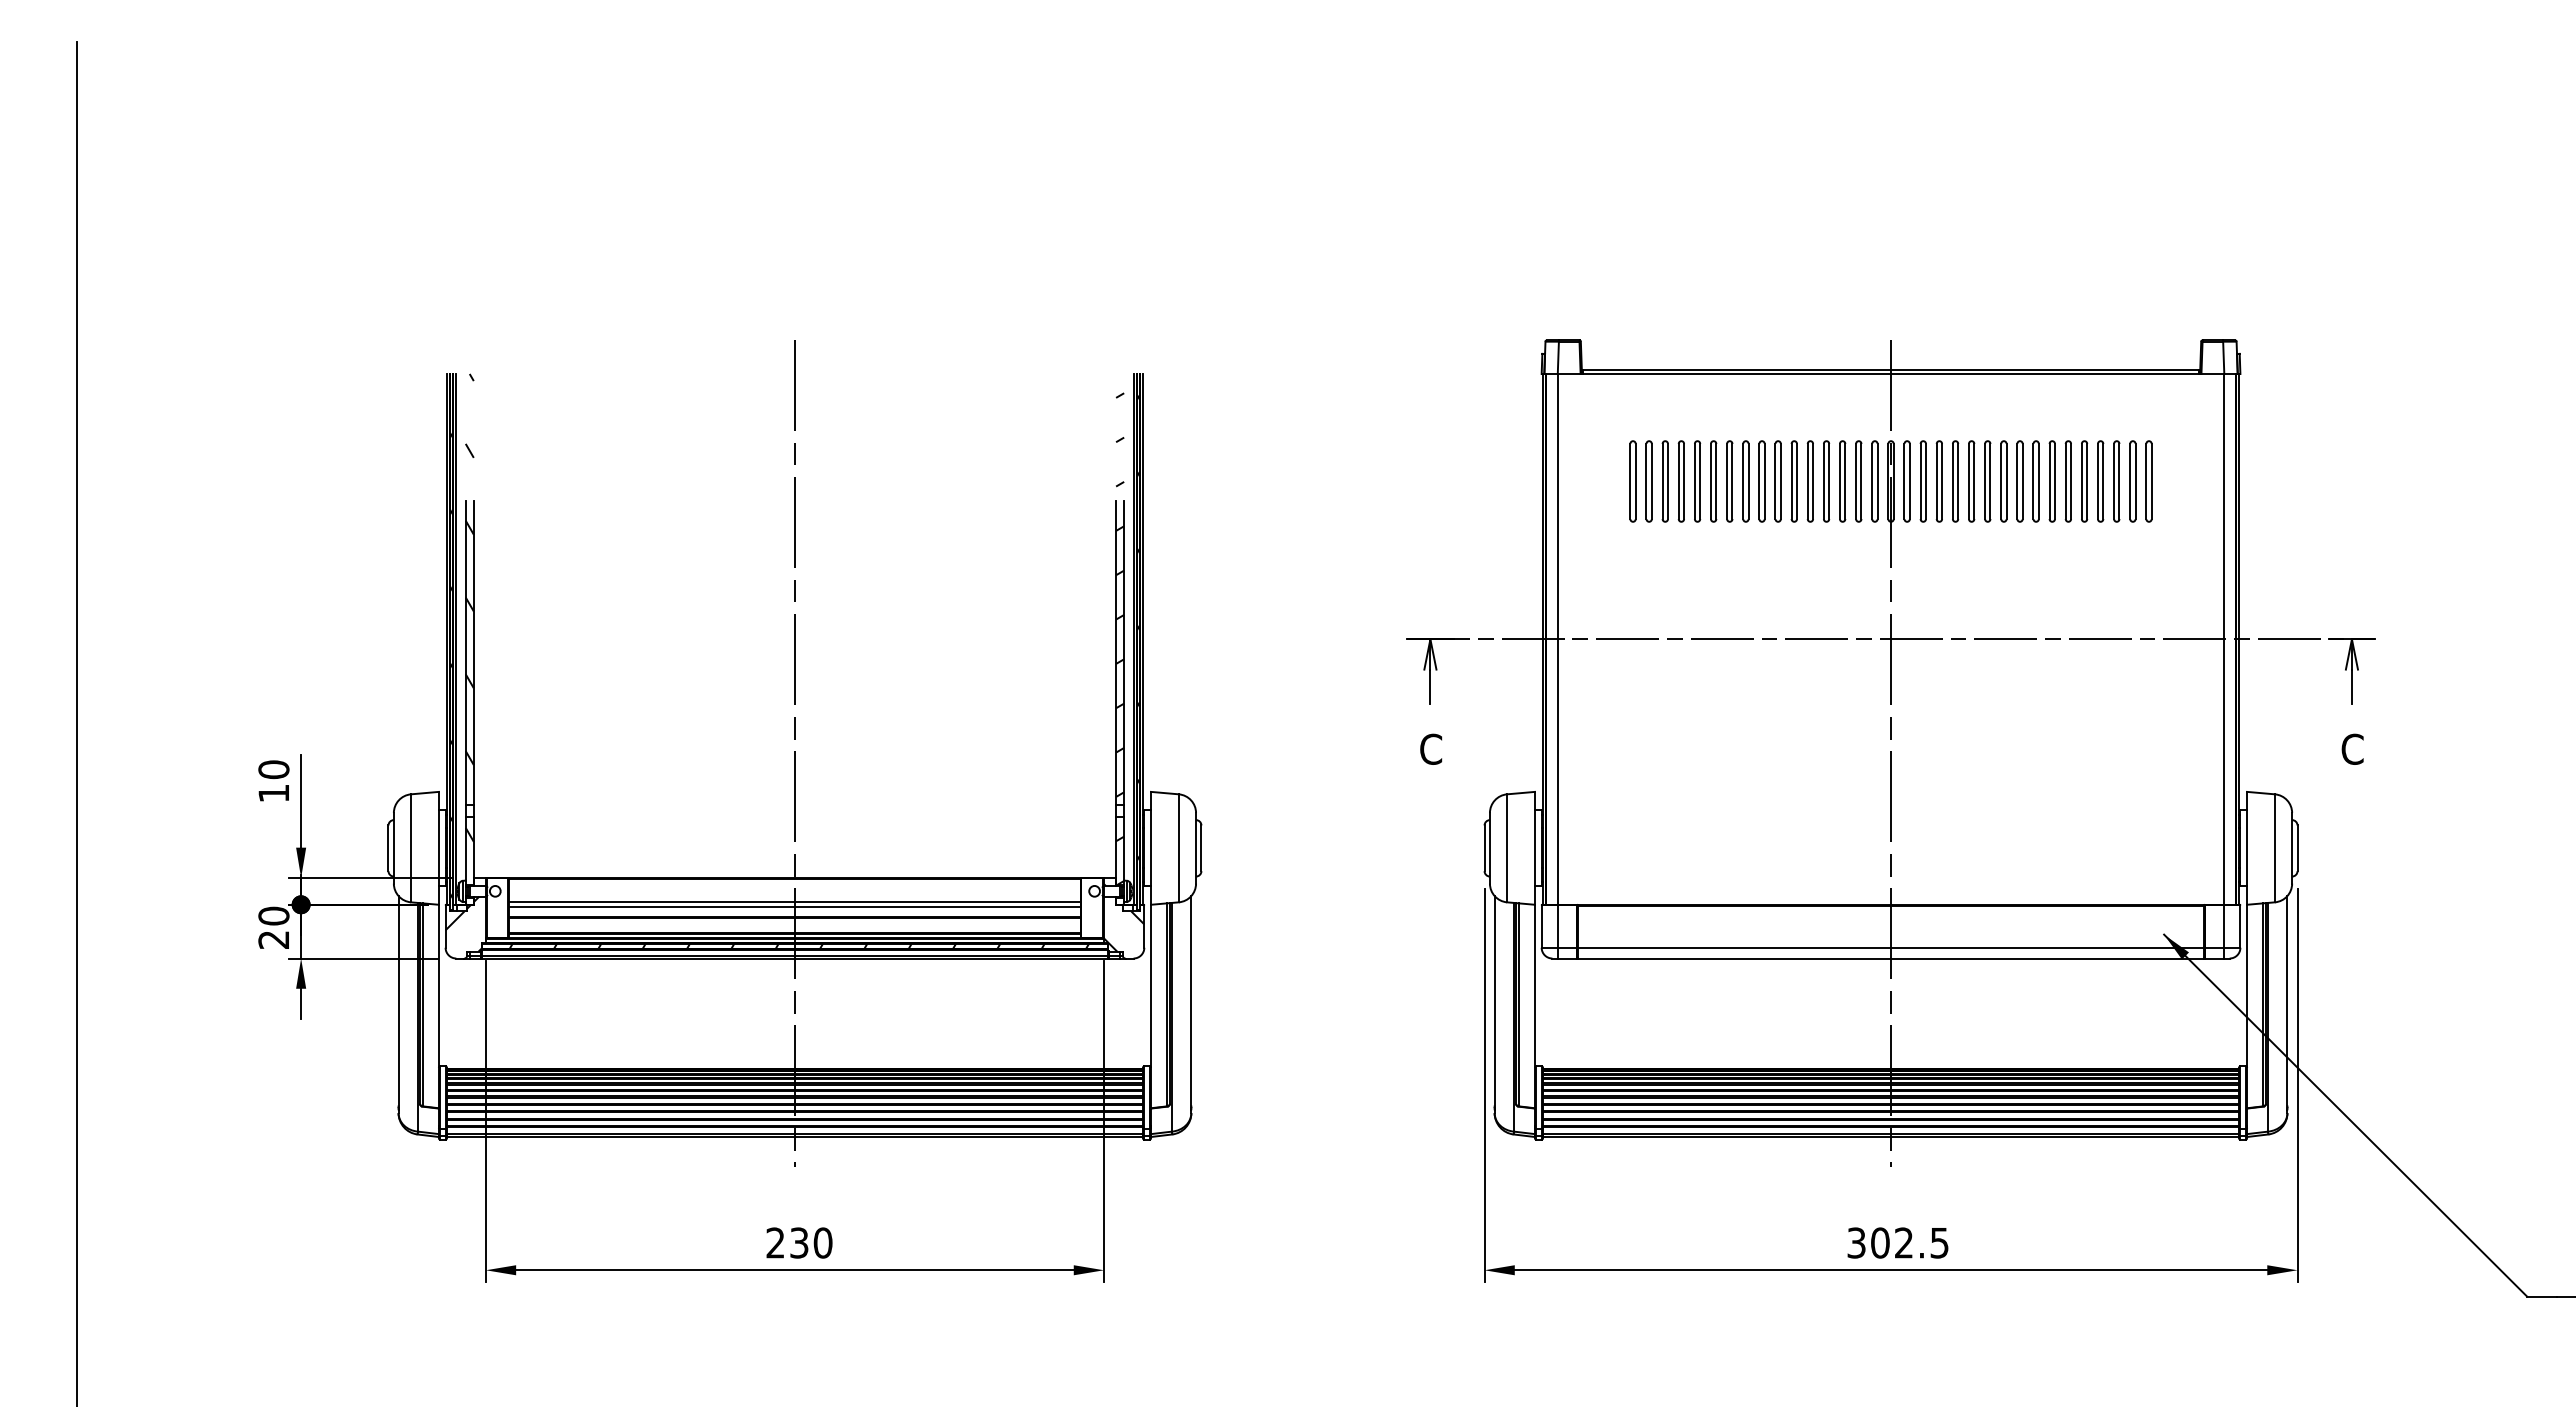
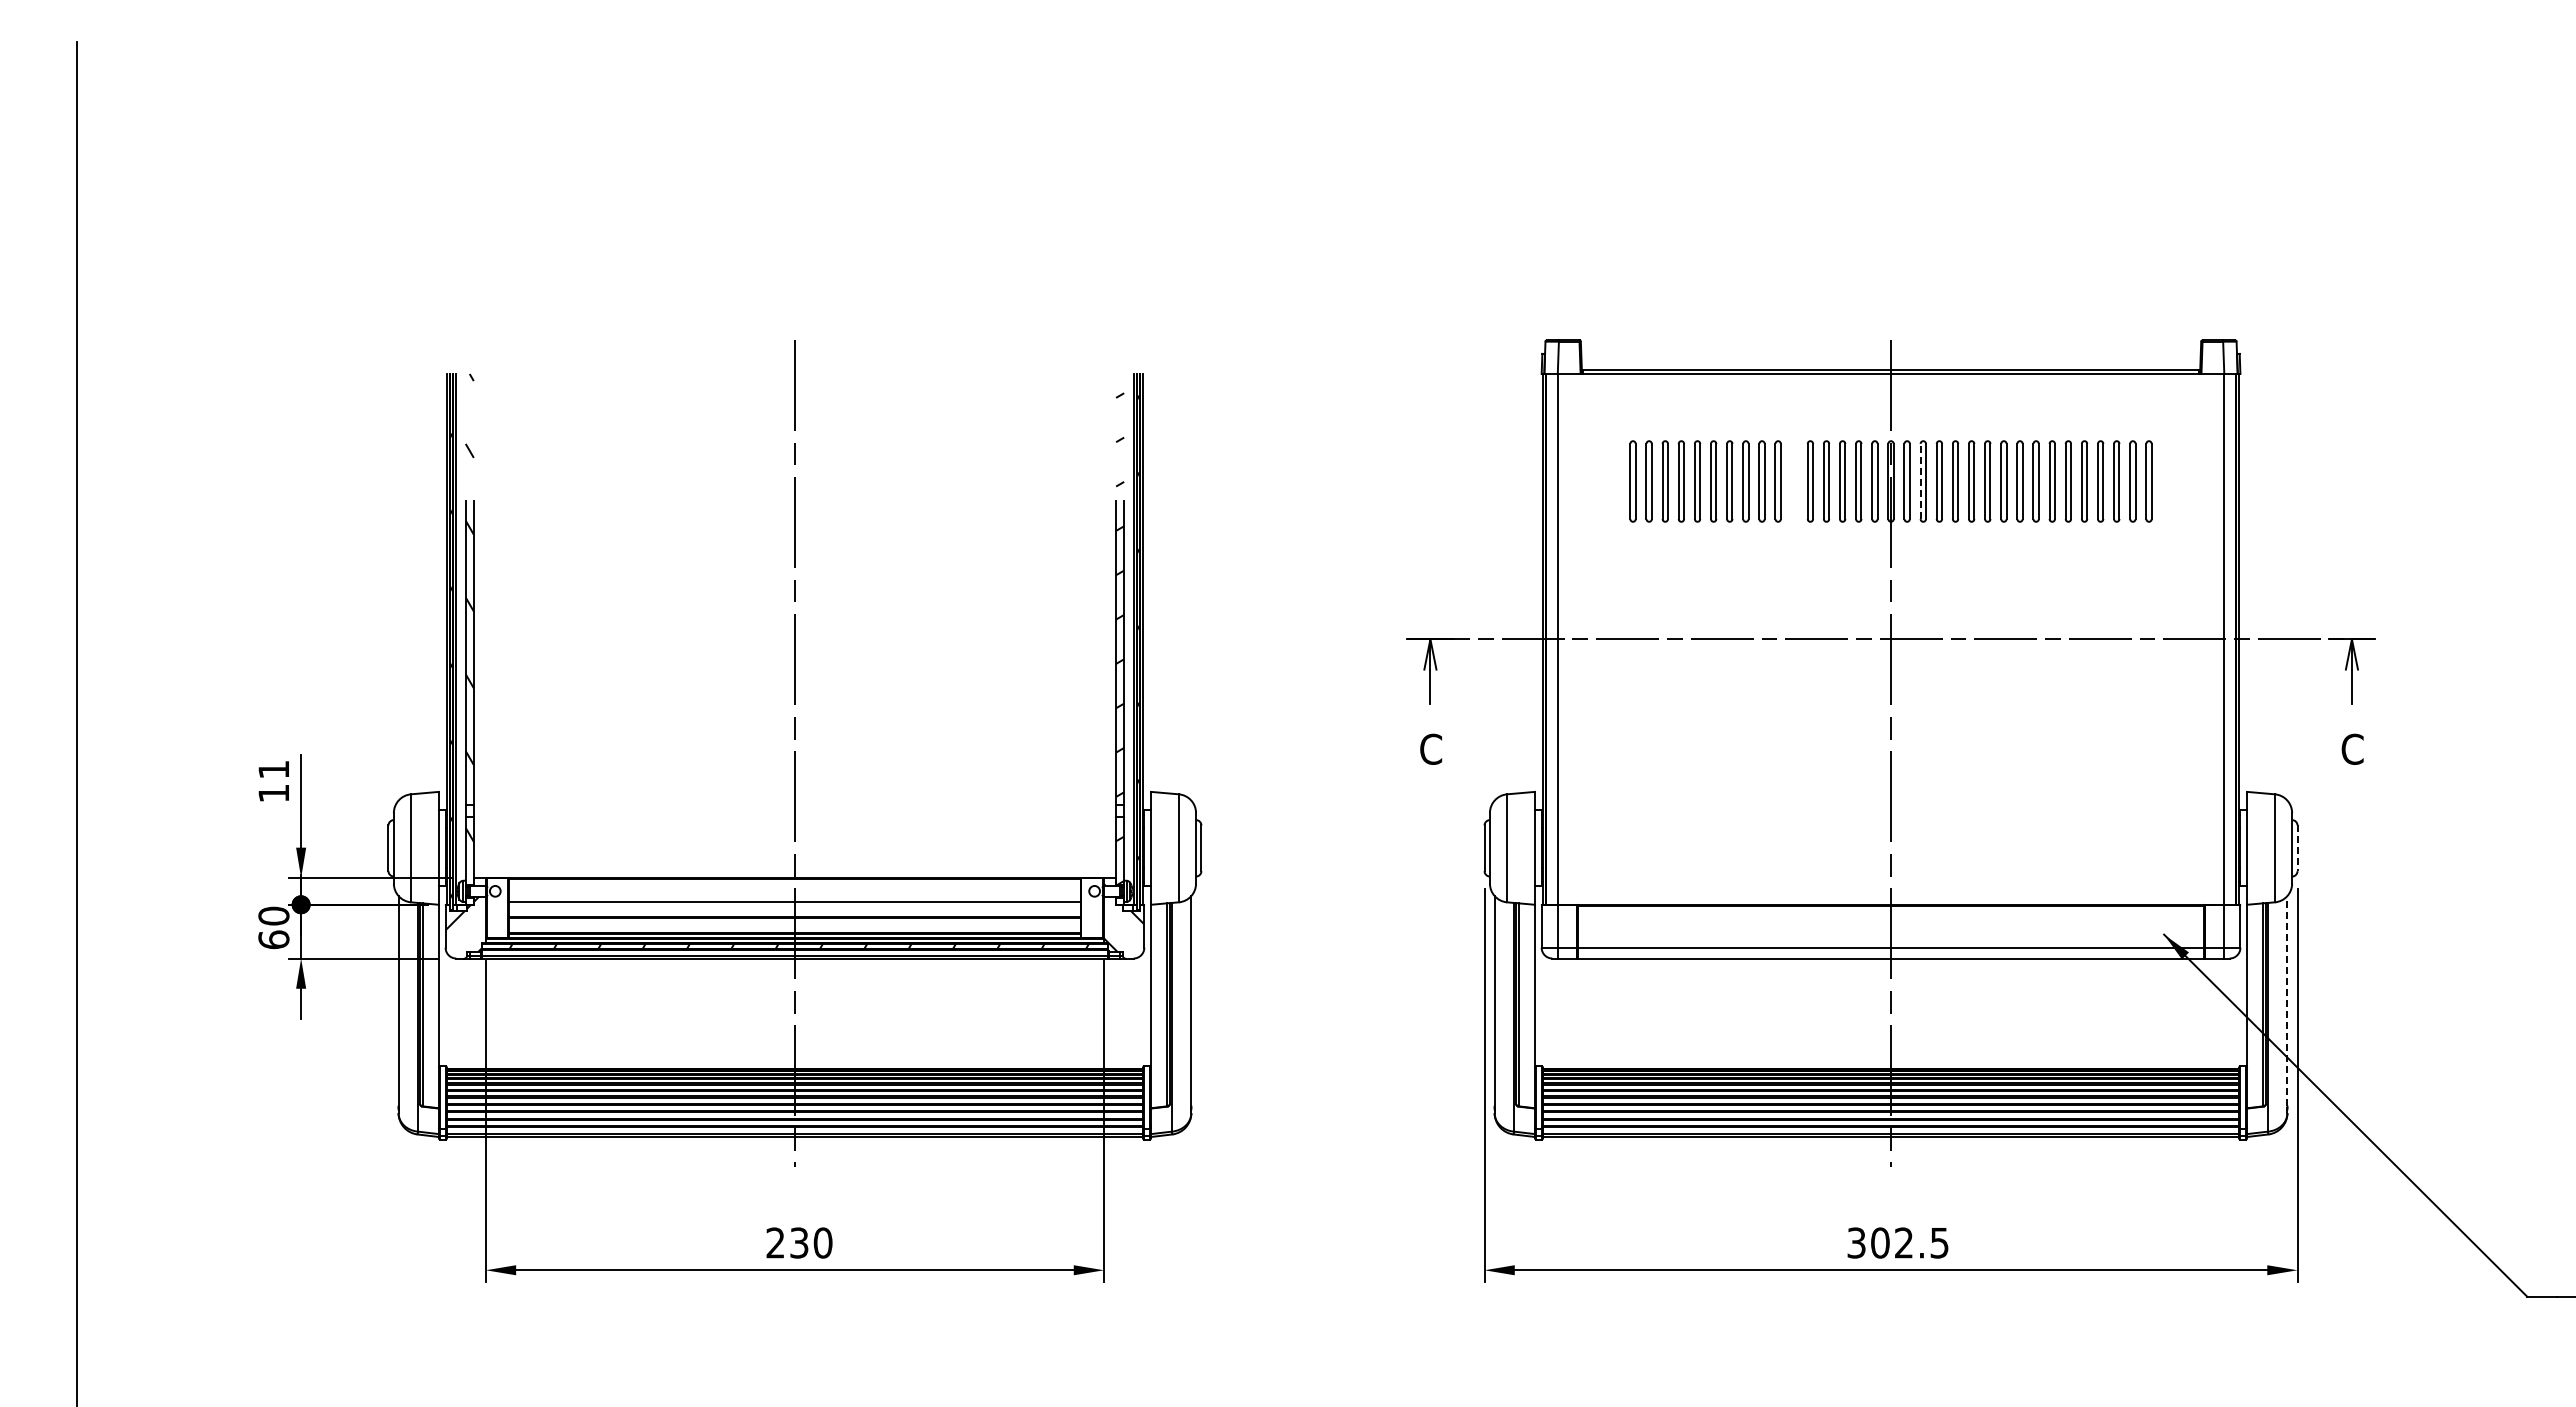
part: present -> none (1793, 481)
line: solid -> dashed (1920, 481)
text: 10 -> 11 (273, 769)
line: solid -> dashed (2297, 848)
line: present -> none (794, 907)
text: 20 -> 60 (273, 939)
line: solid -> dashed (2287, 1000)
